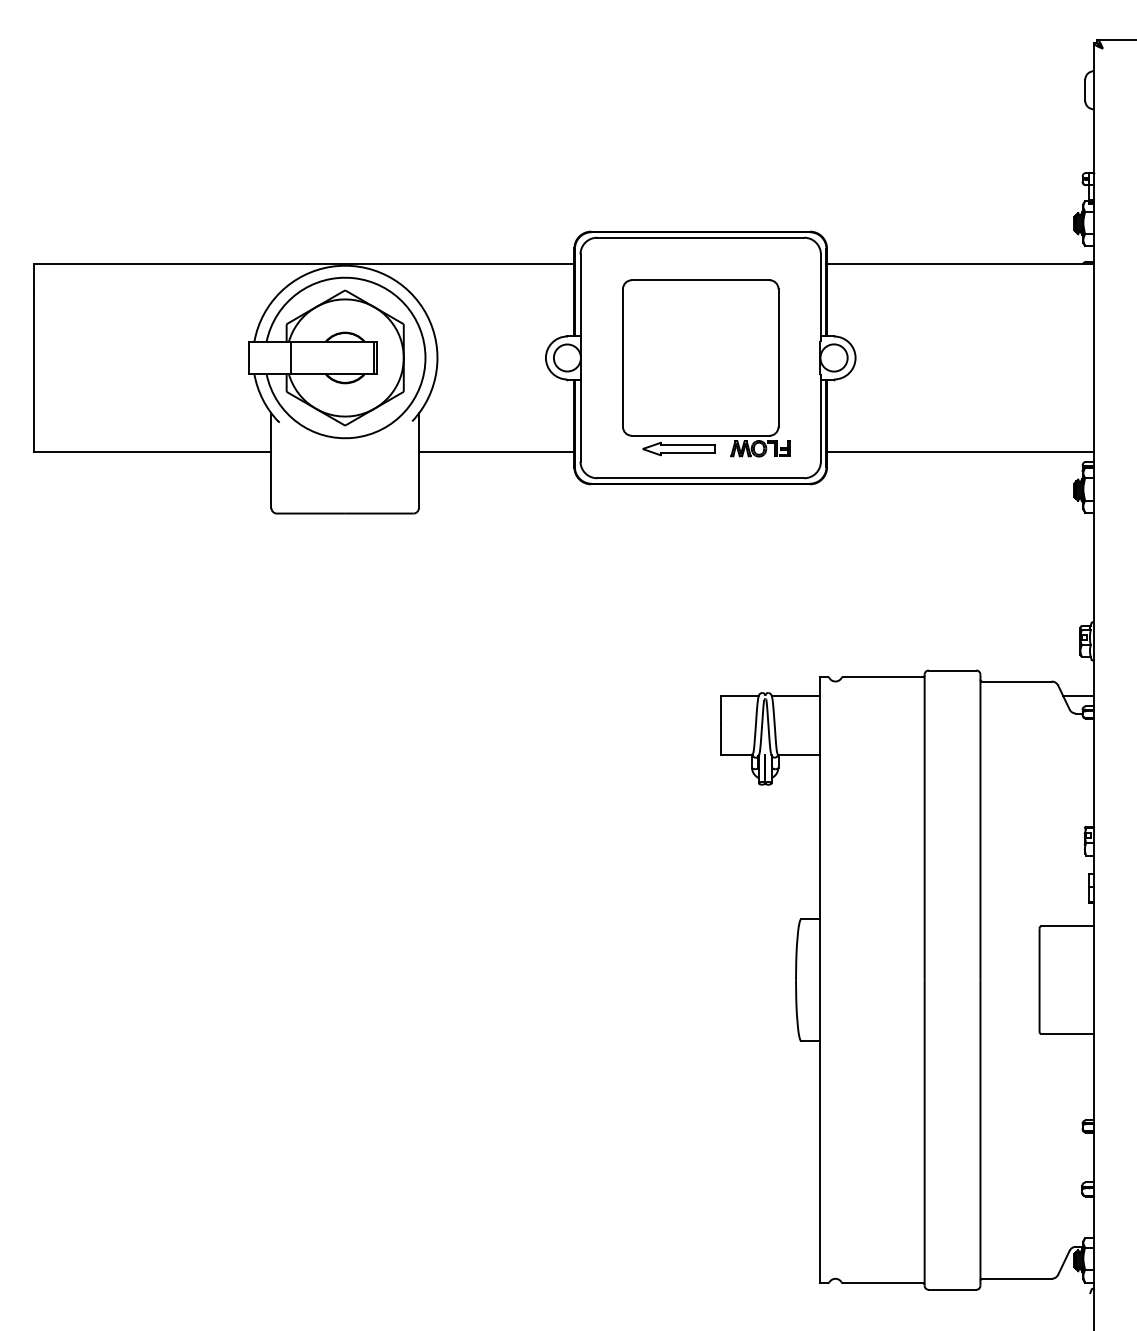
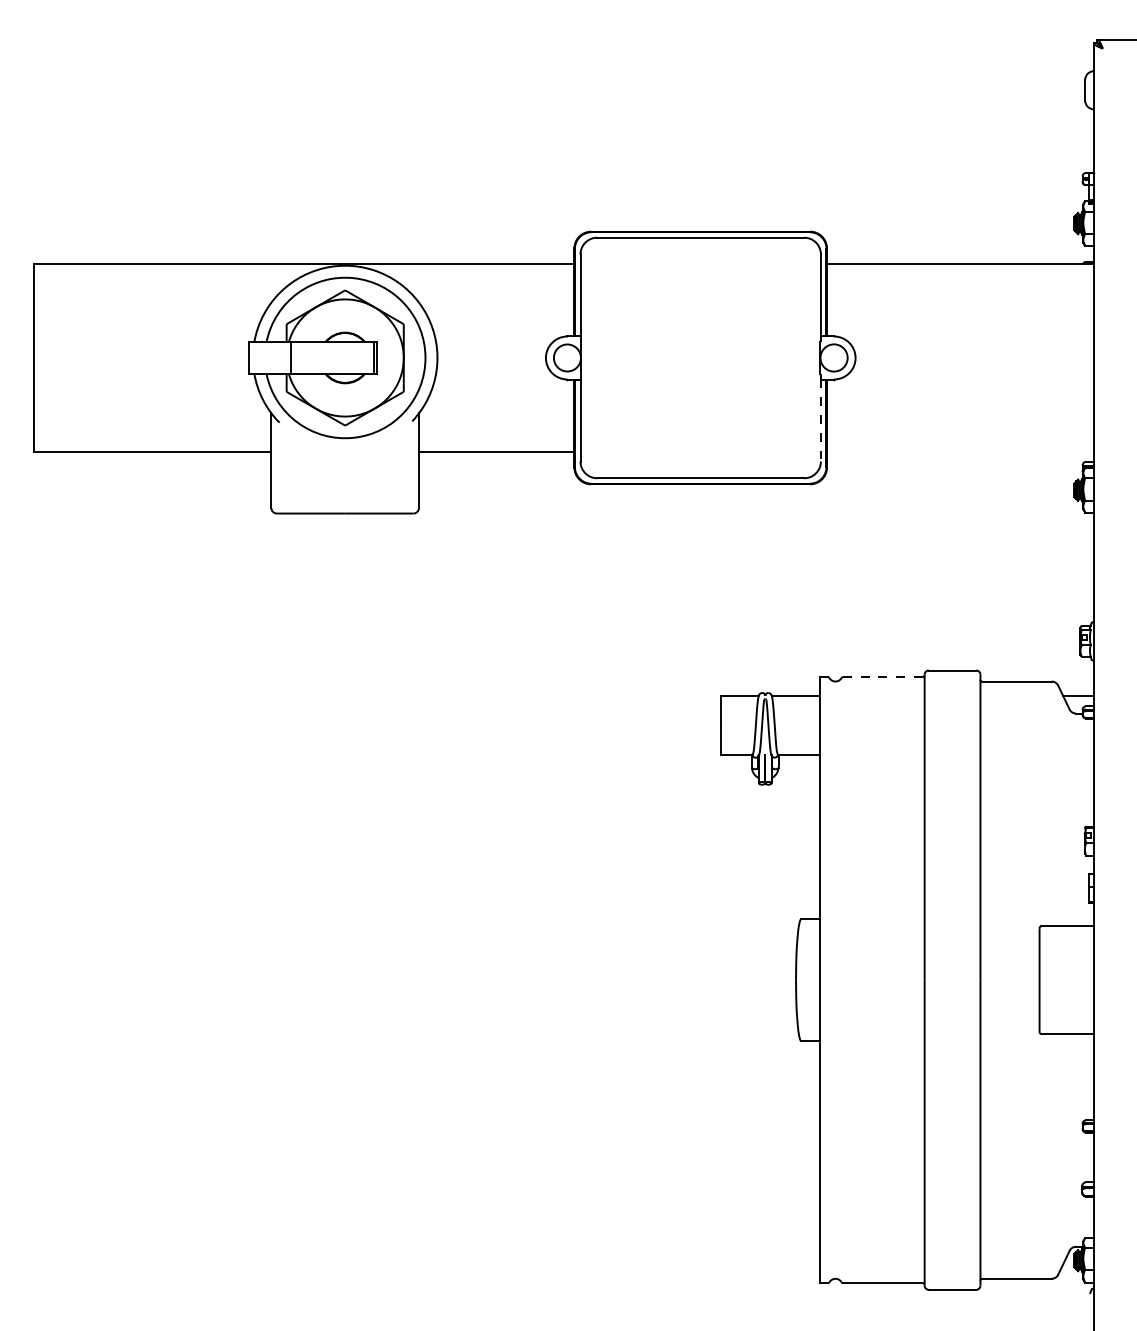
part: present -> none (706, 368)
line: solid -> dashed (820, 421)
line: present -> none (960, 452)
line: solid -> dashed (882, 677)
